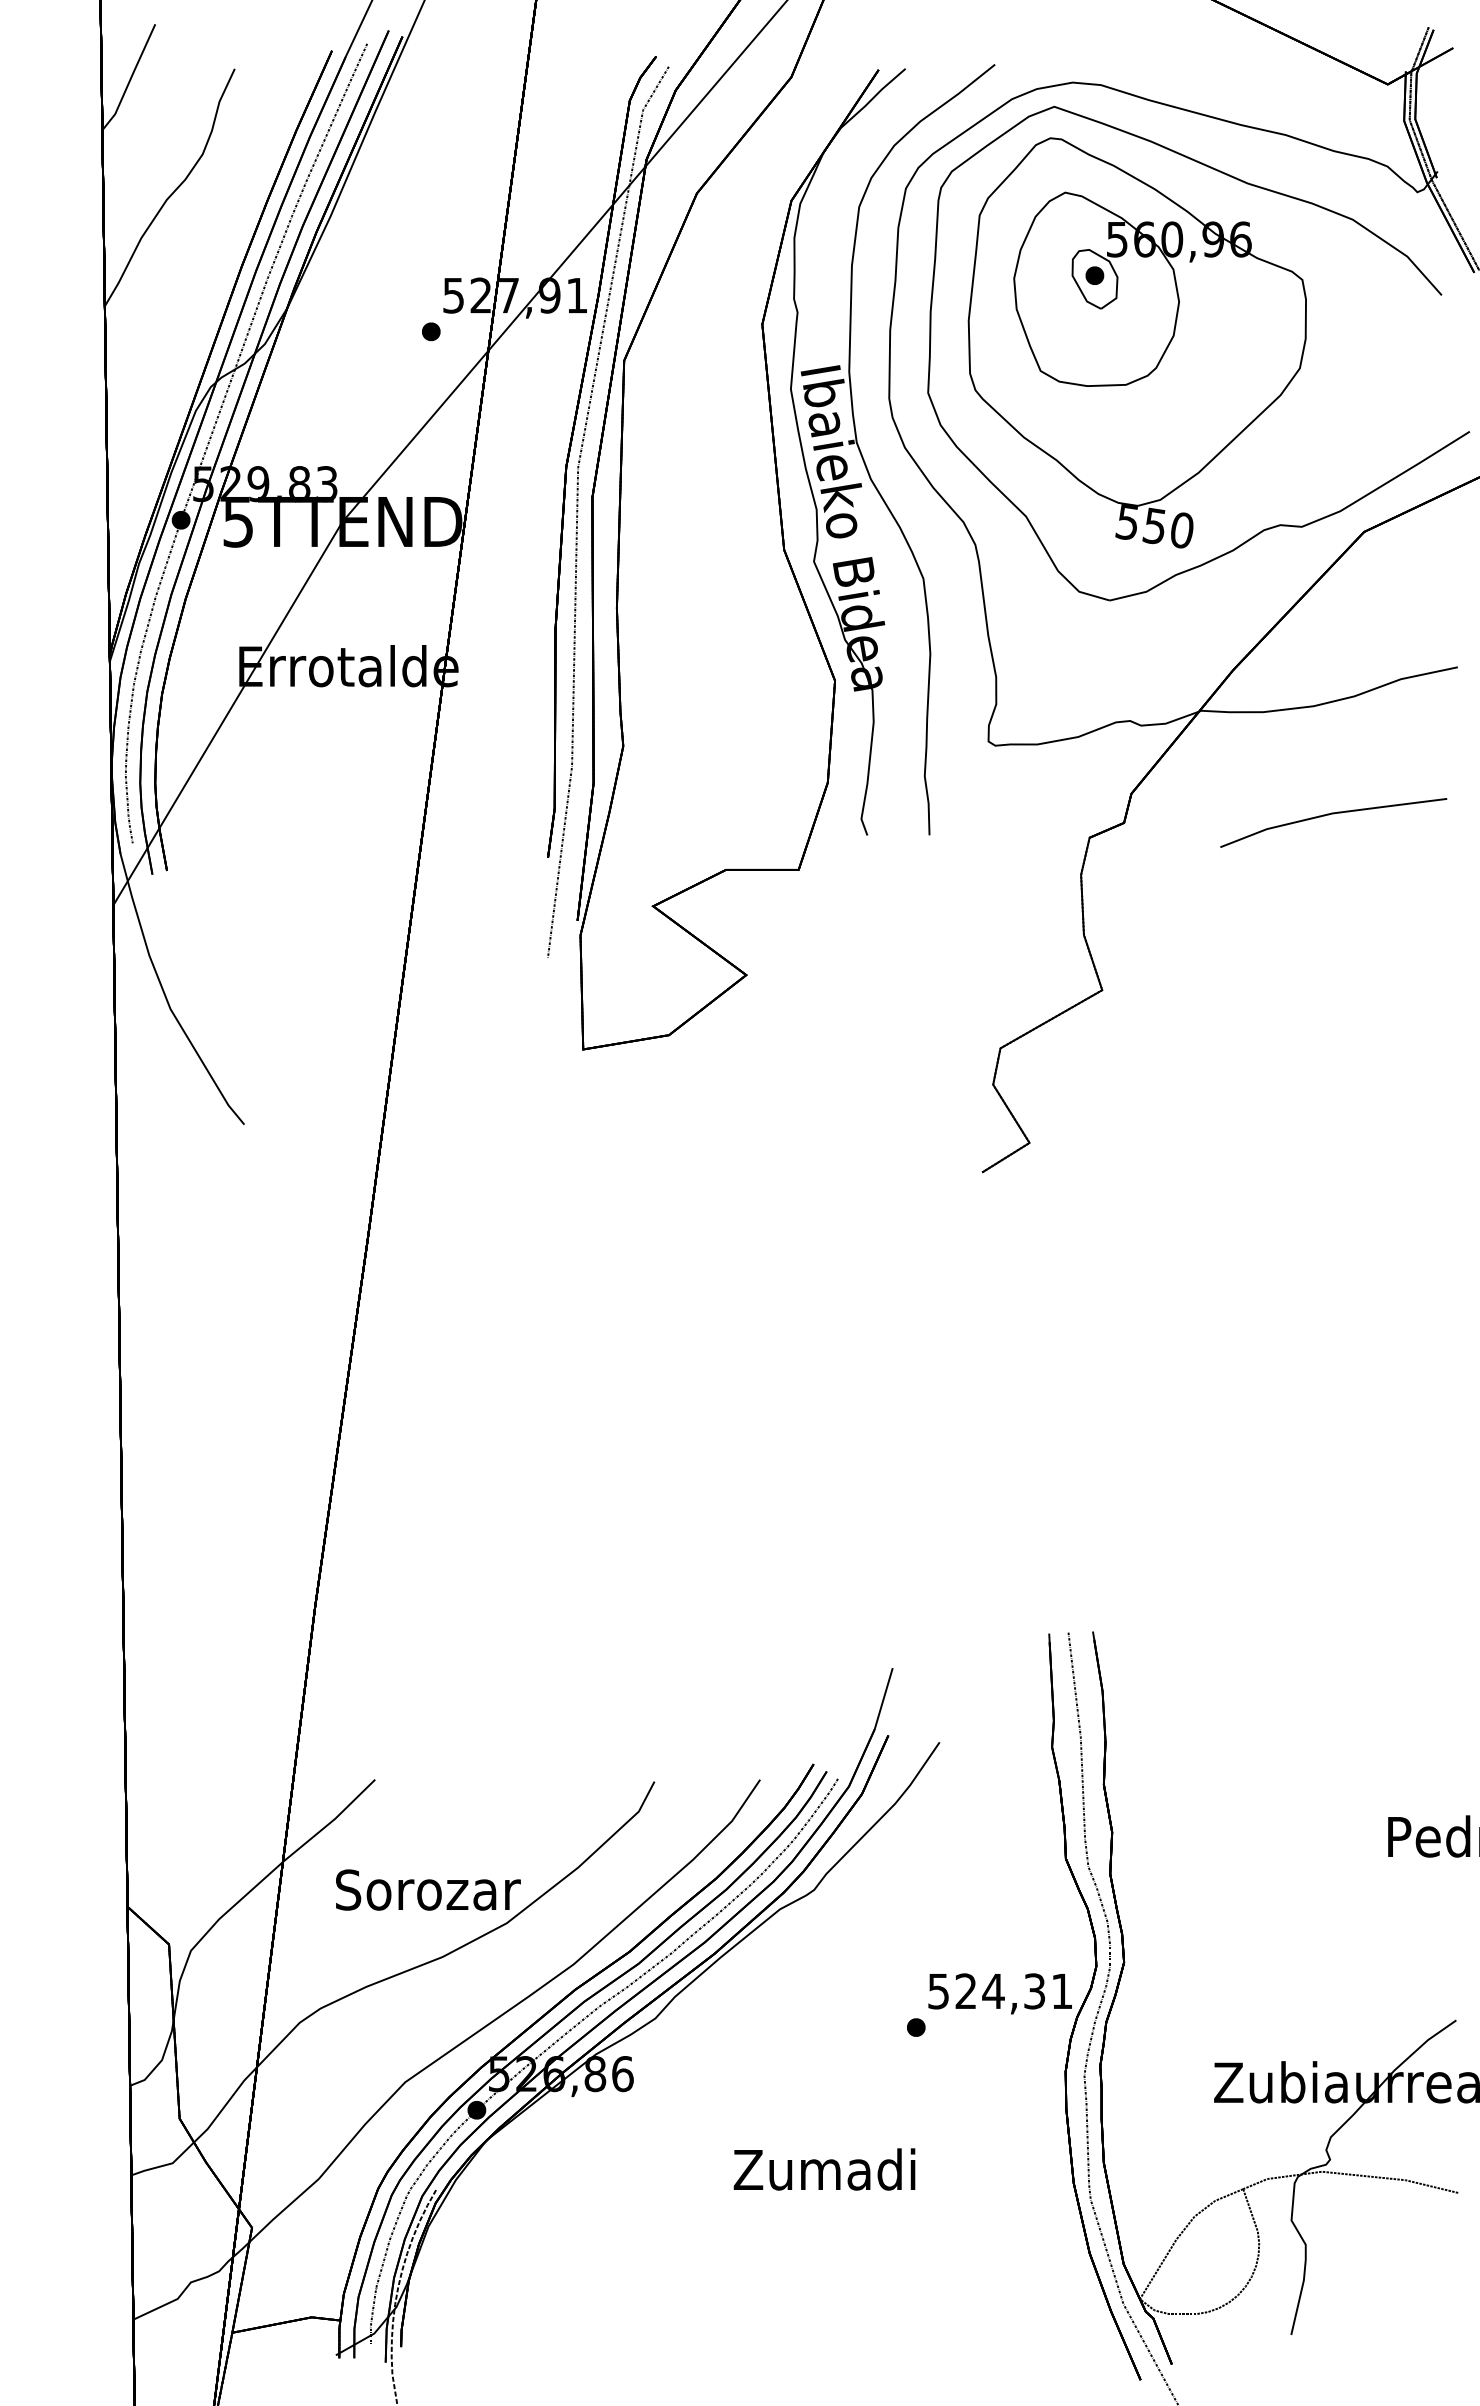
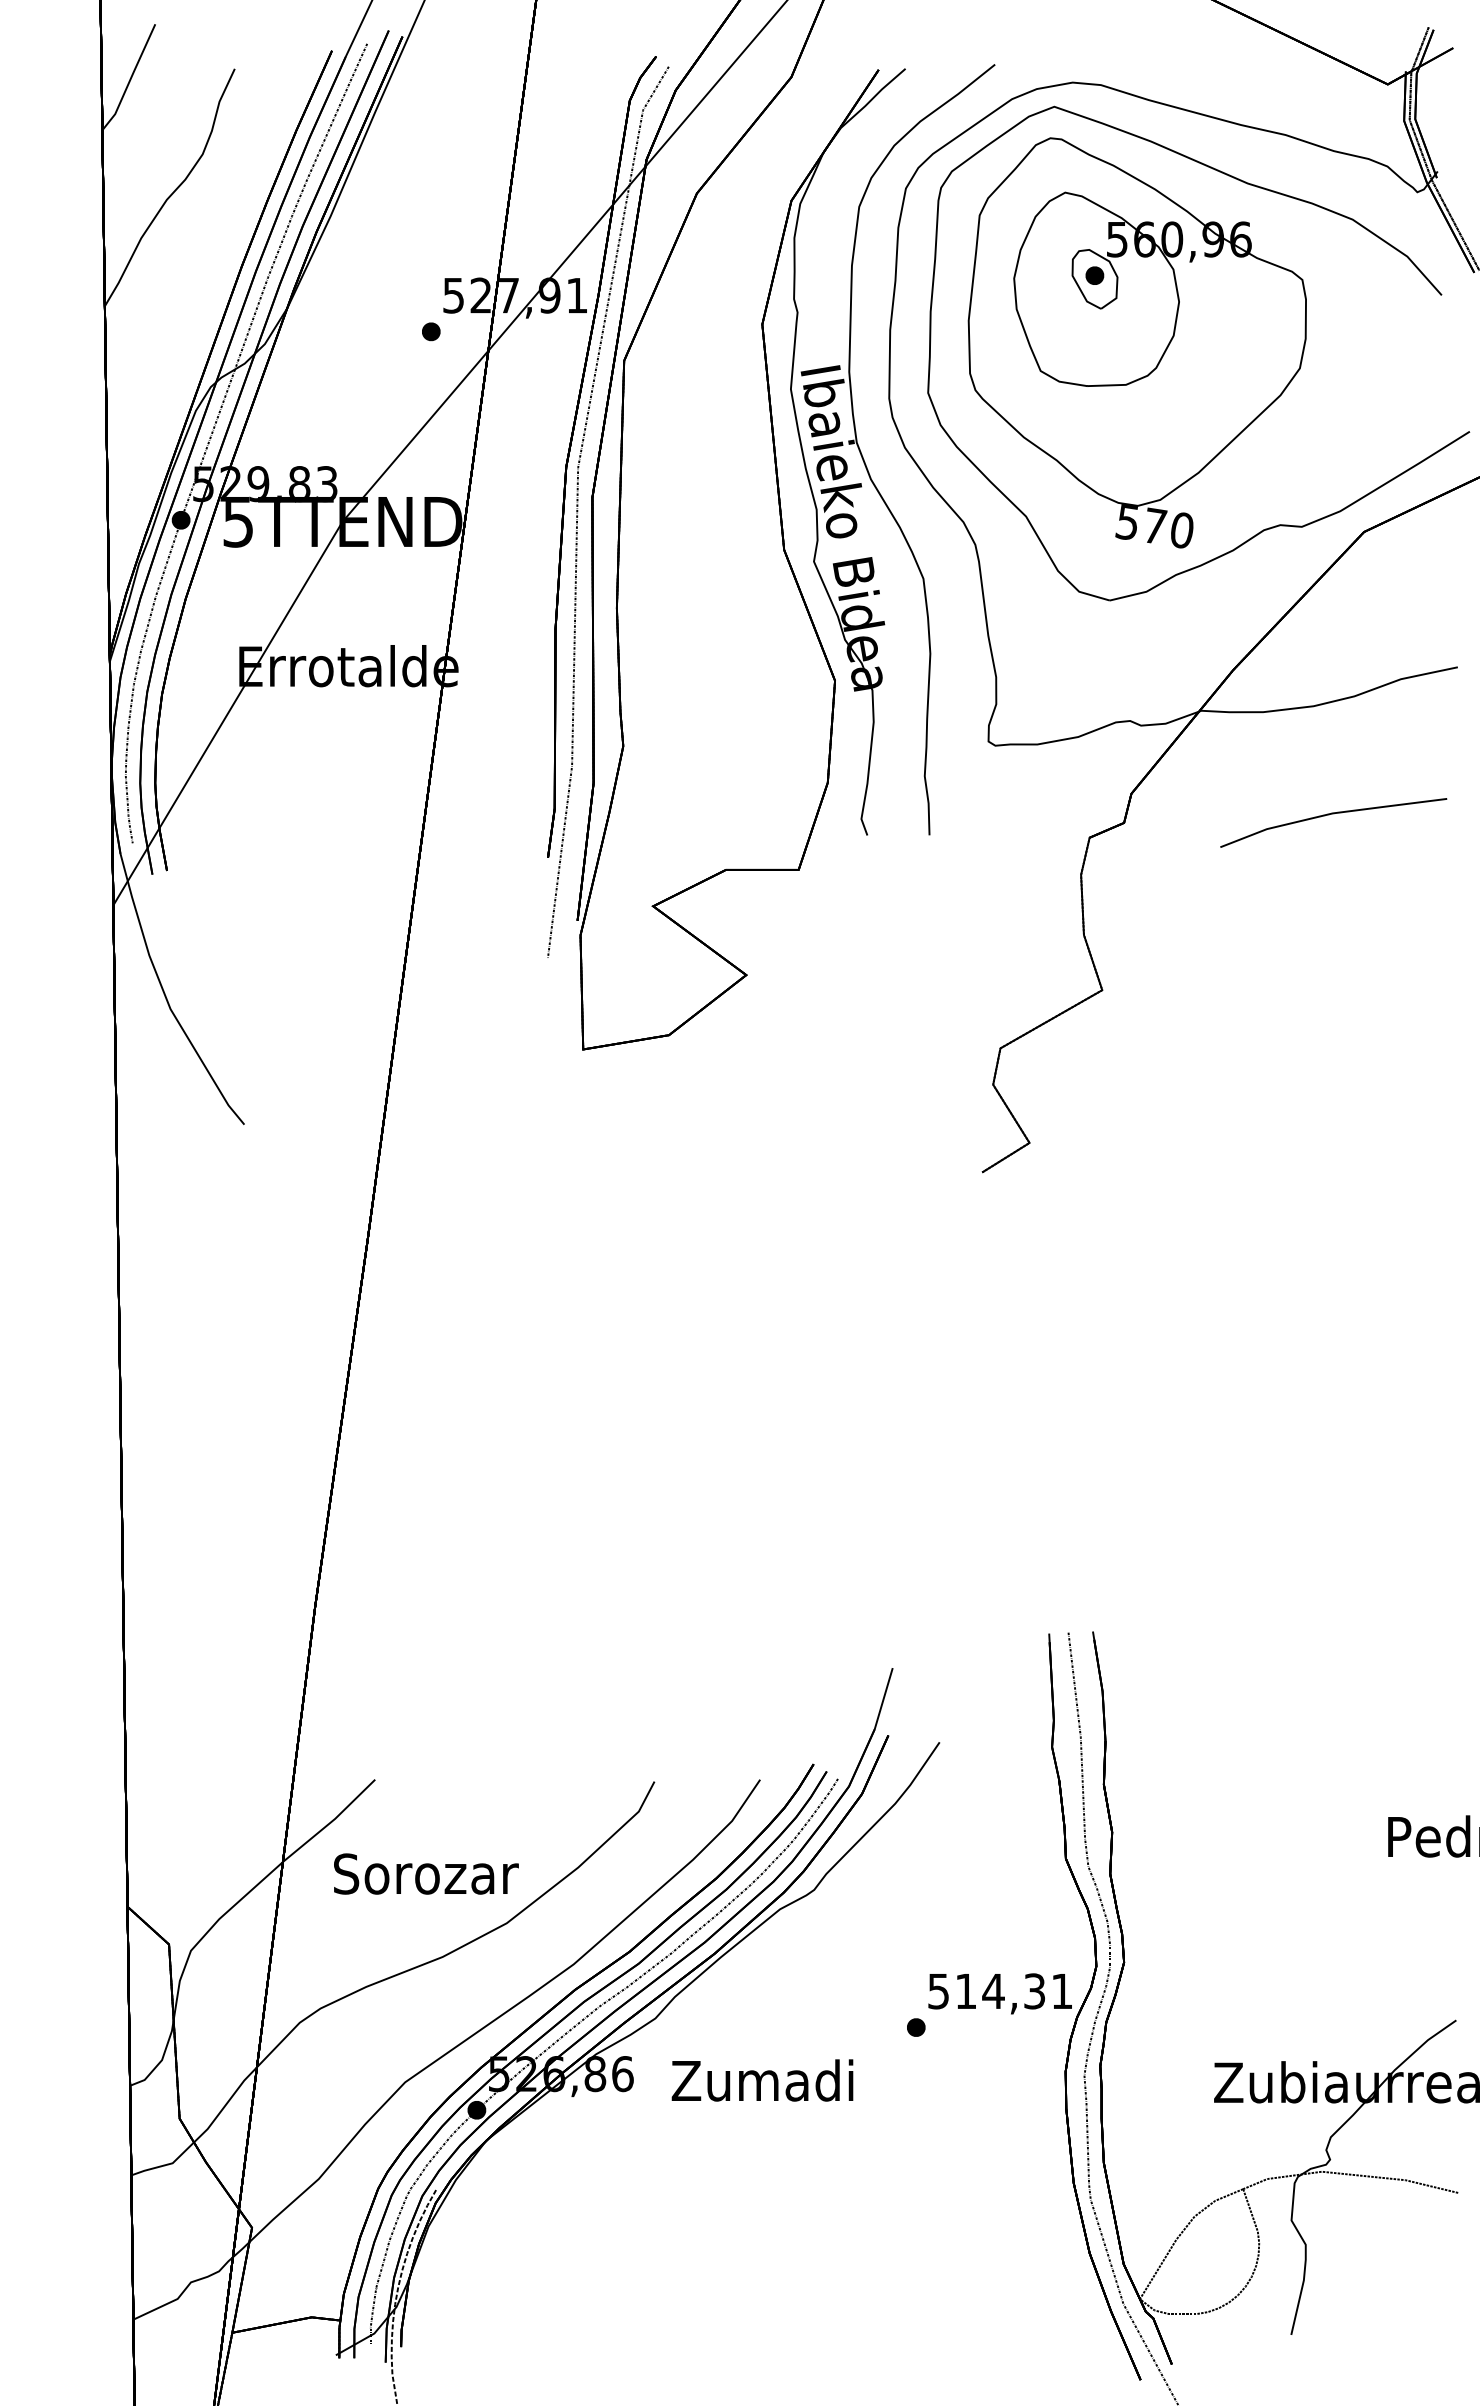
text: 550 -> 570 (1154, 525)
text position: (428, 1889) -> (426, 1873) (426, 1873)
text: 524,31 -> 514,31 (965, 1990)
text position: (824, 2169) -> (762, 2080) (762, 2080)
